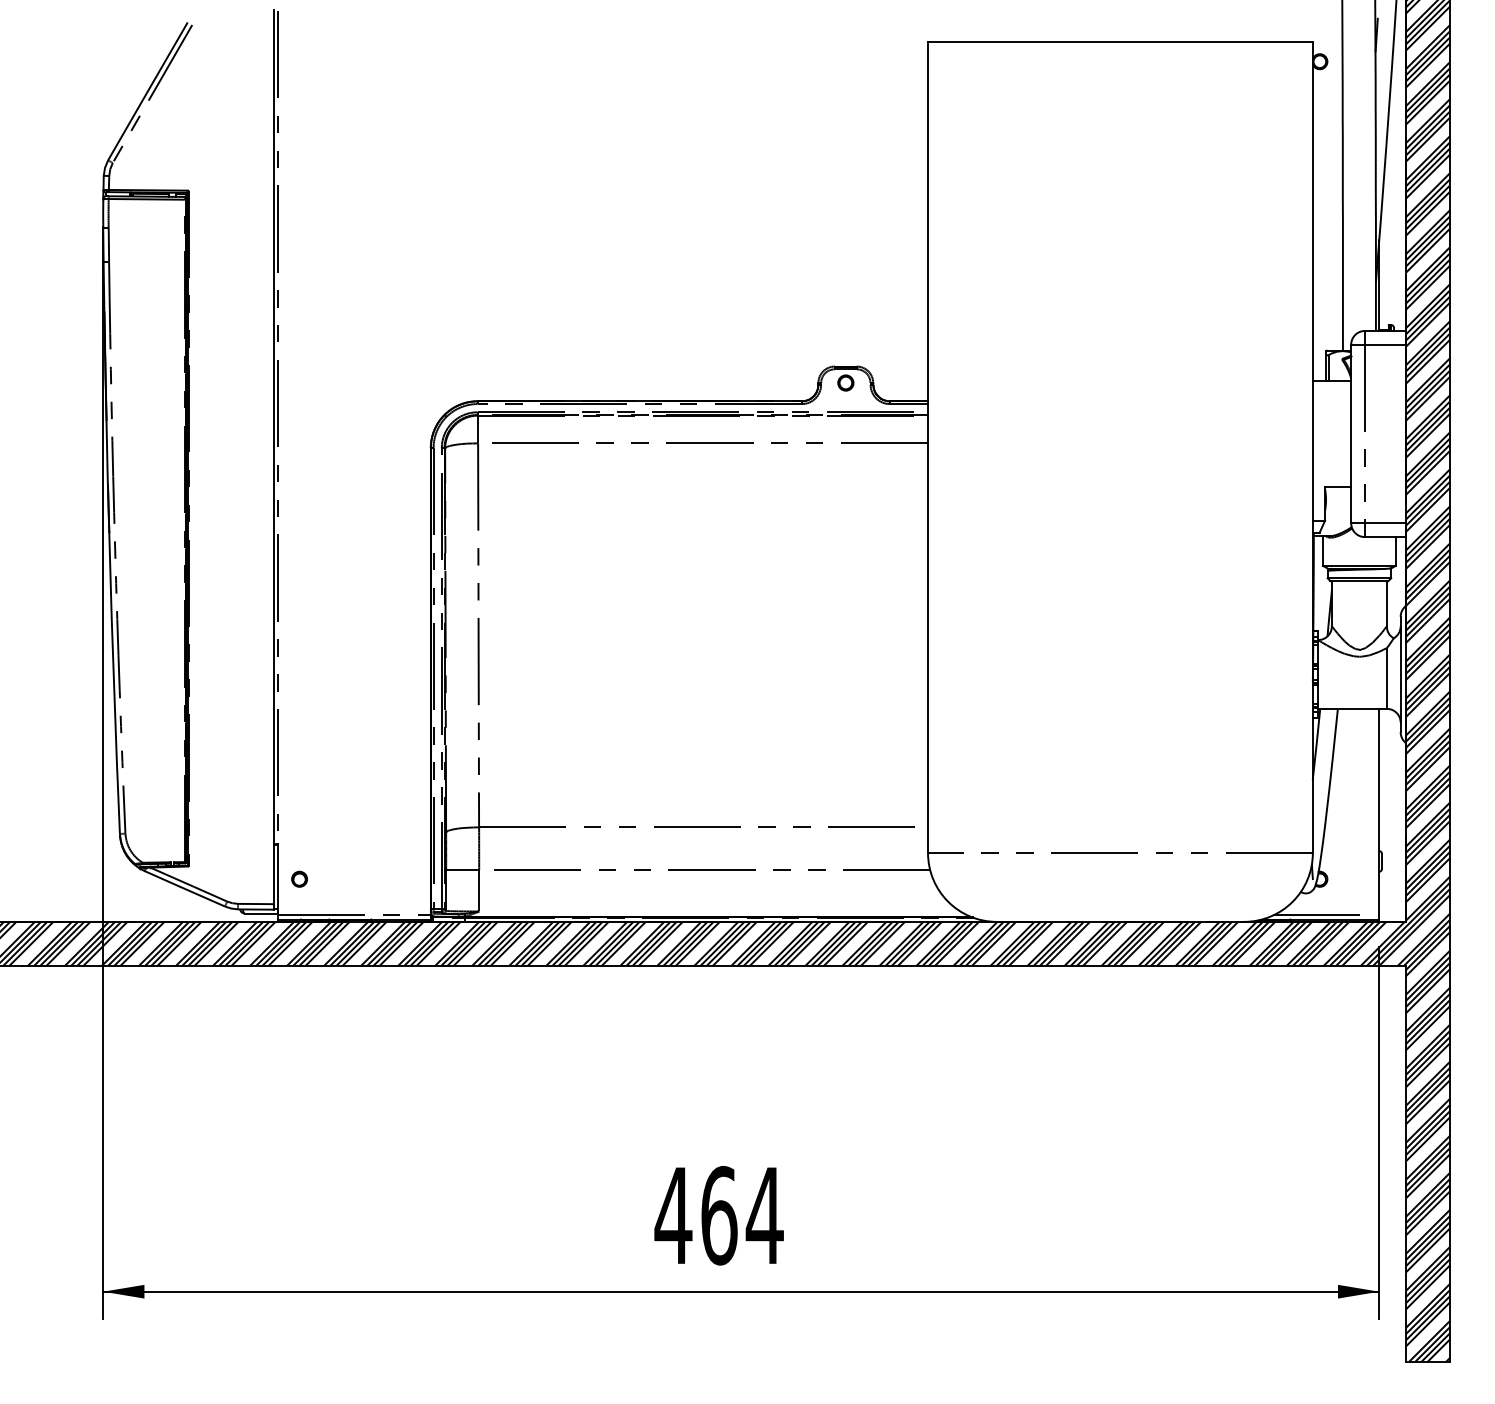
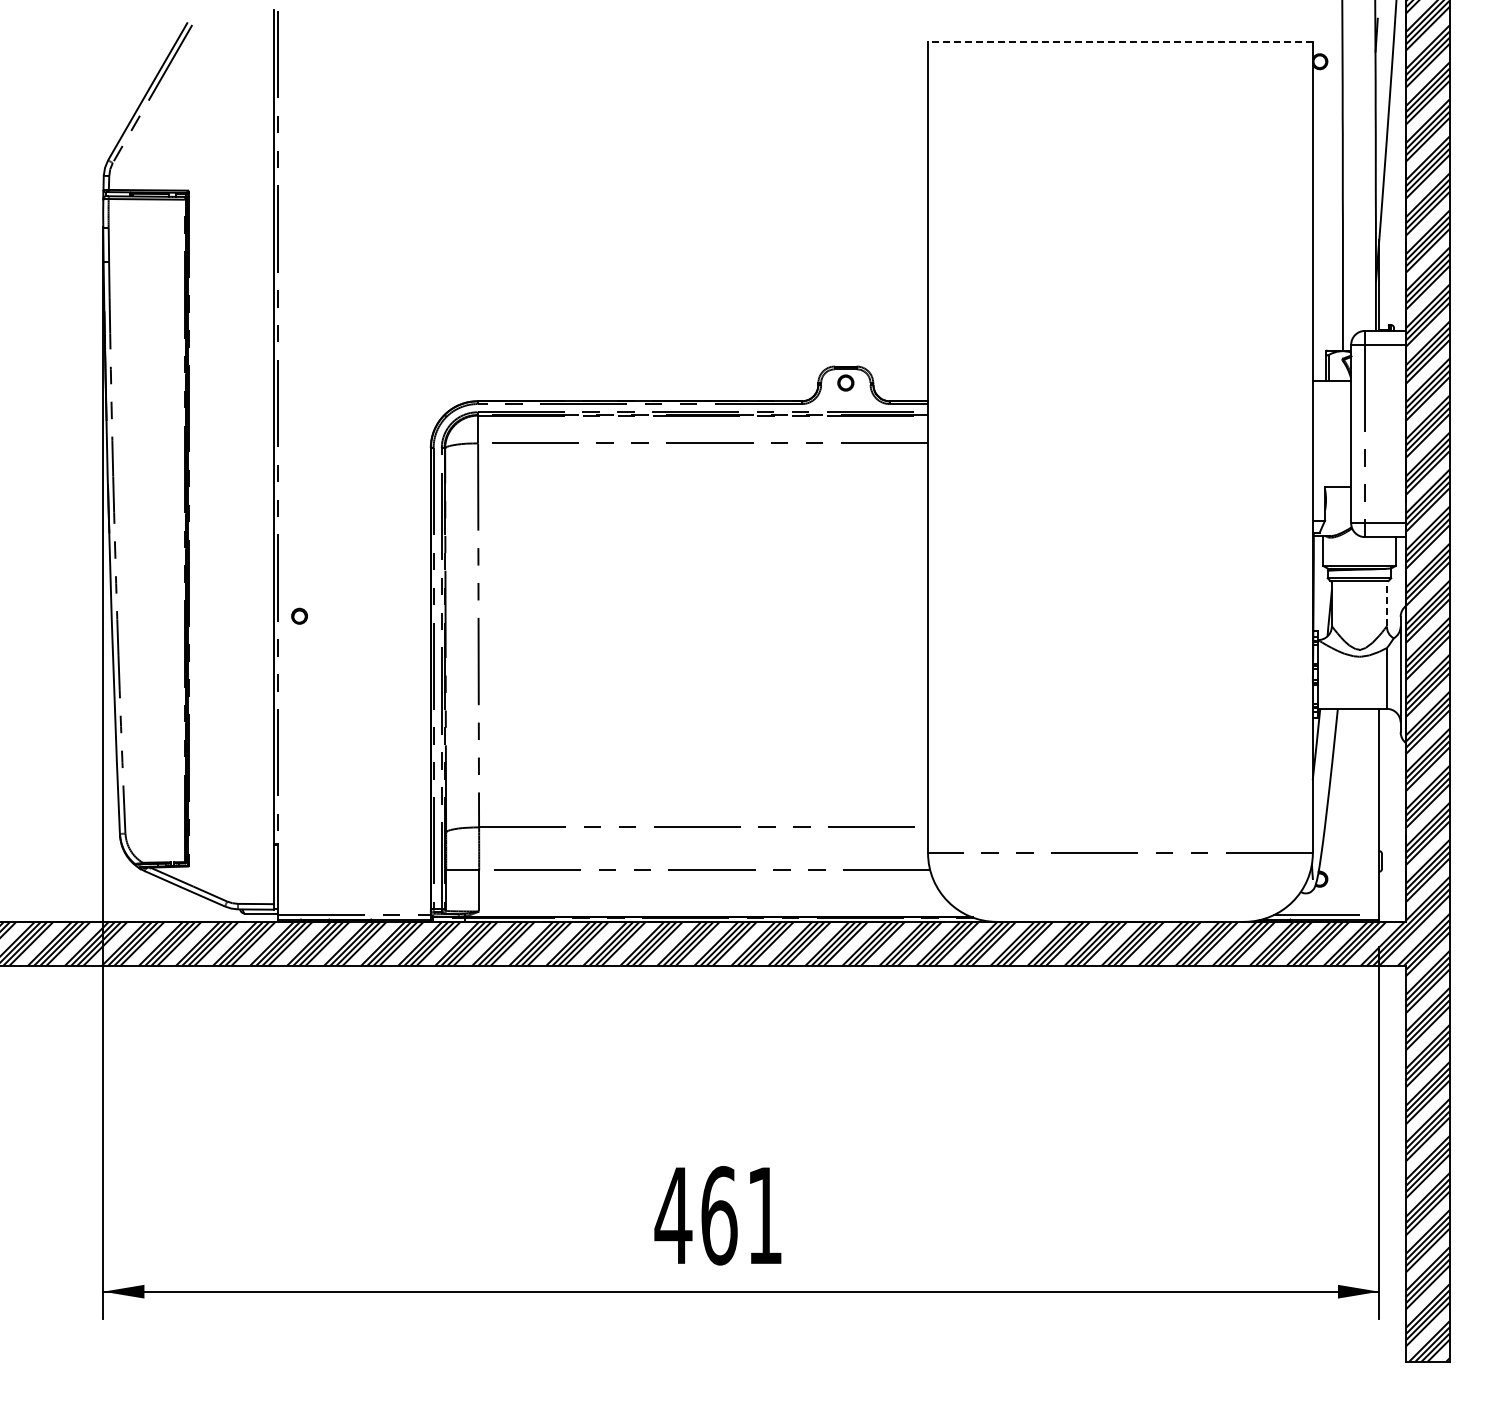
line: solid -> dashed (1119, 42)
line: solid -> dashed (1386, 603)
part position: (299, 878) -> (299, 615) (299, 615)
text: 464 -> 461 (764, 1215)
